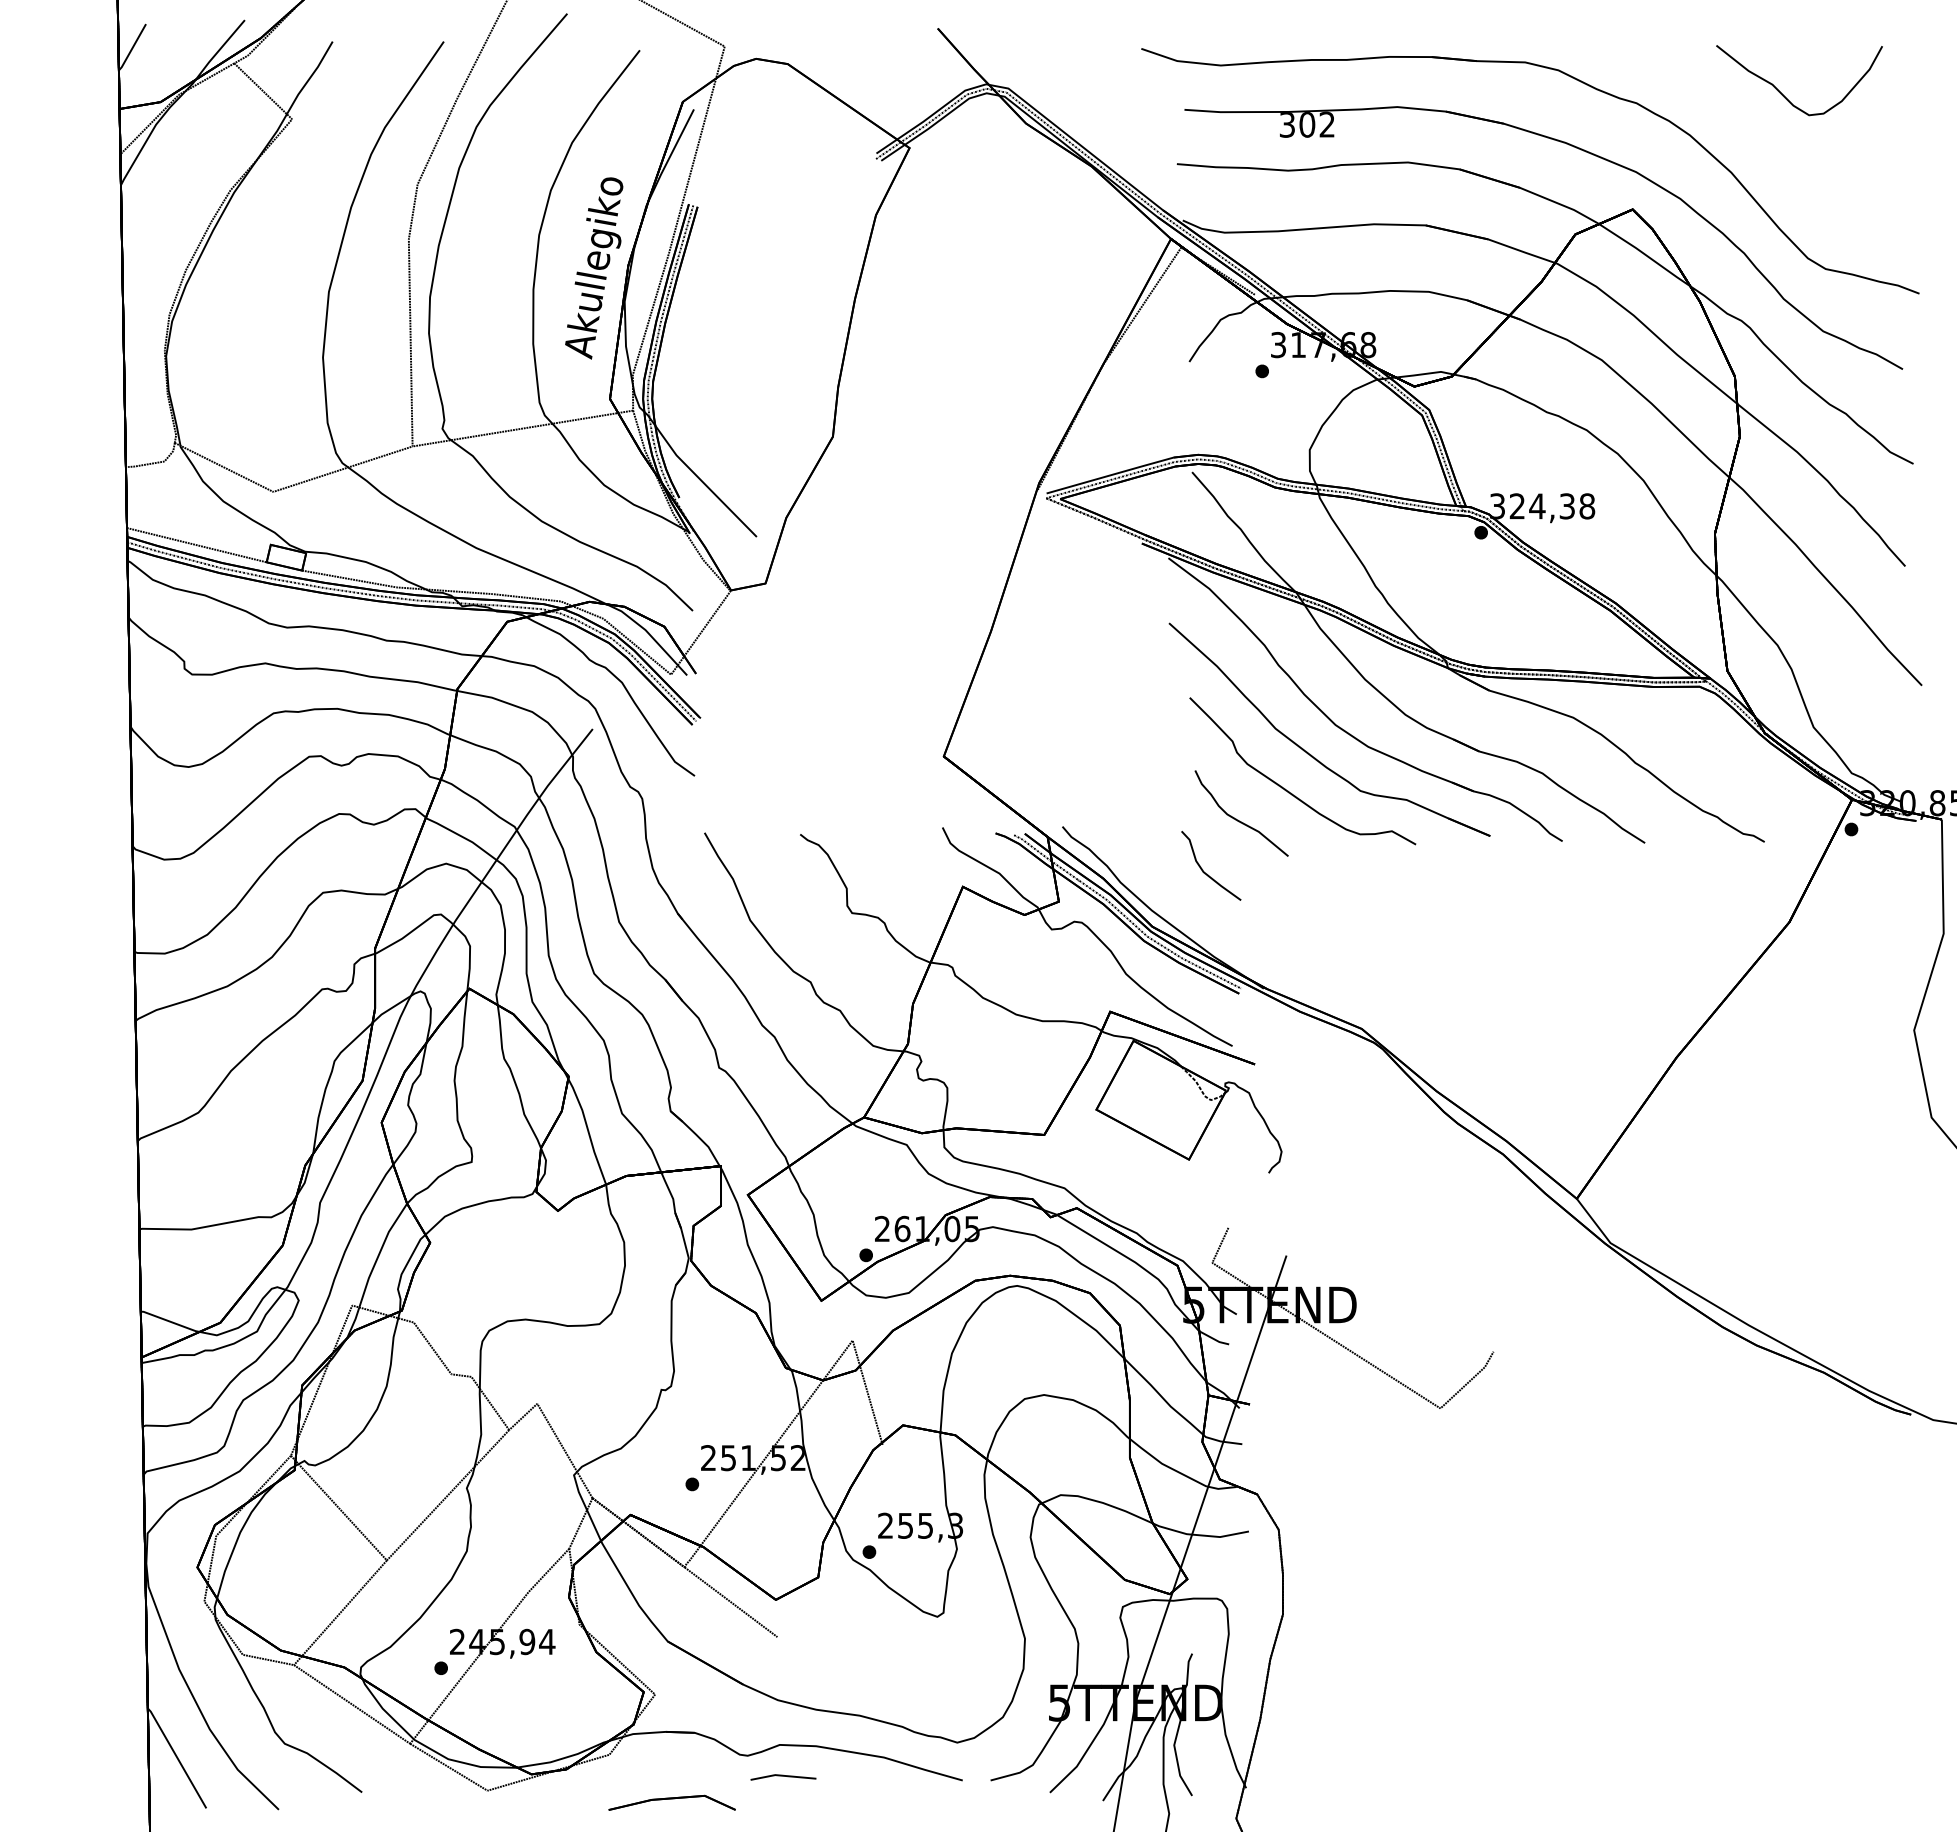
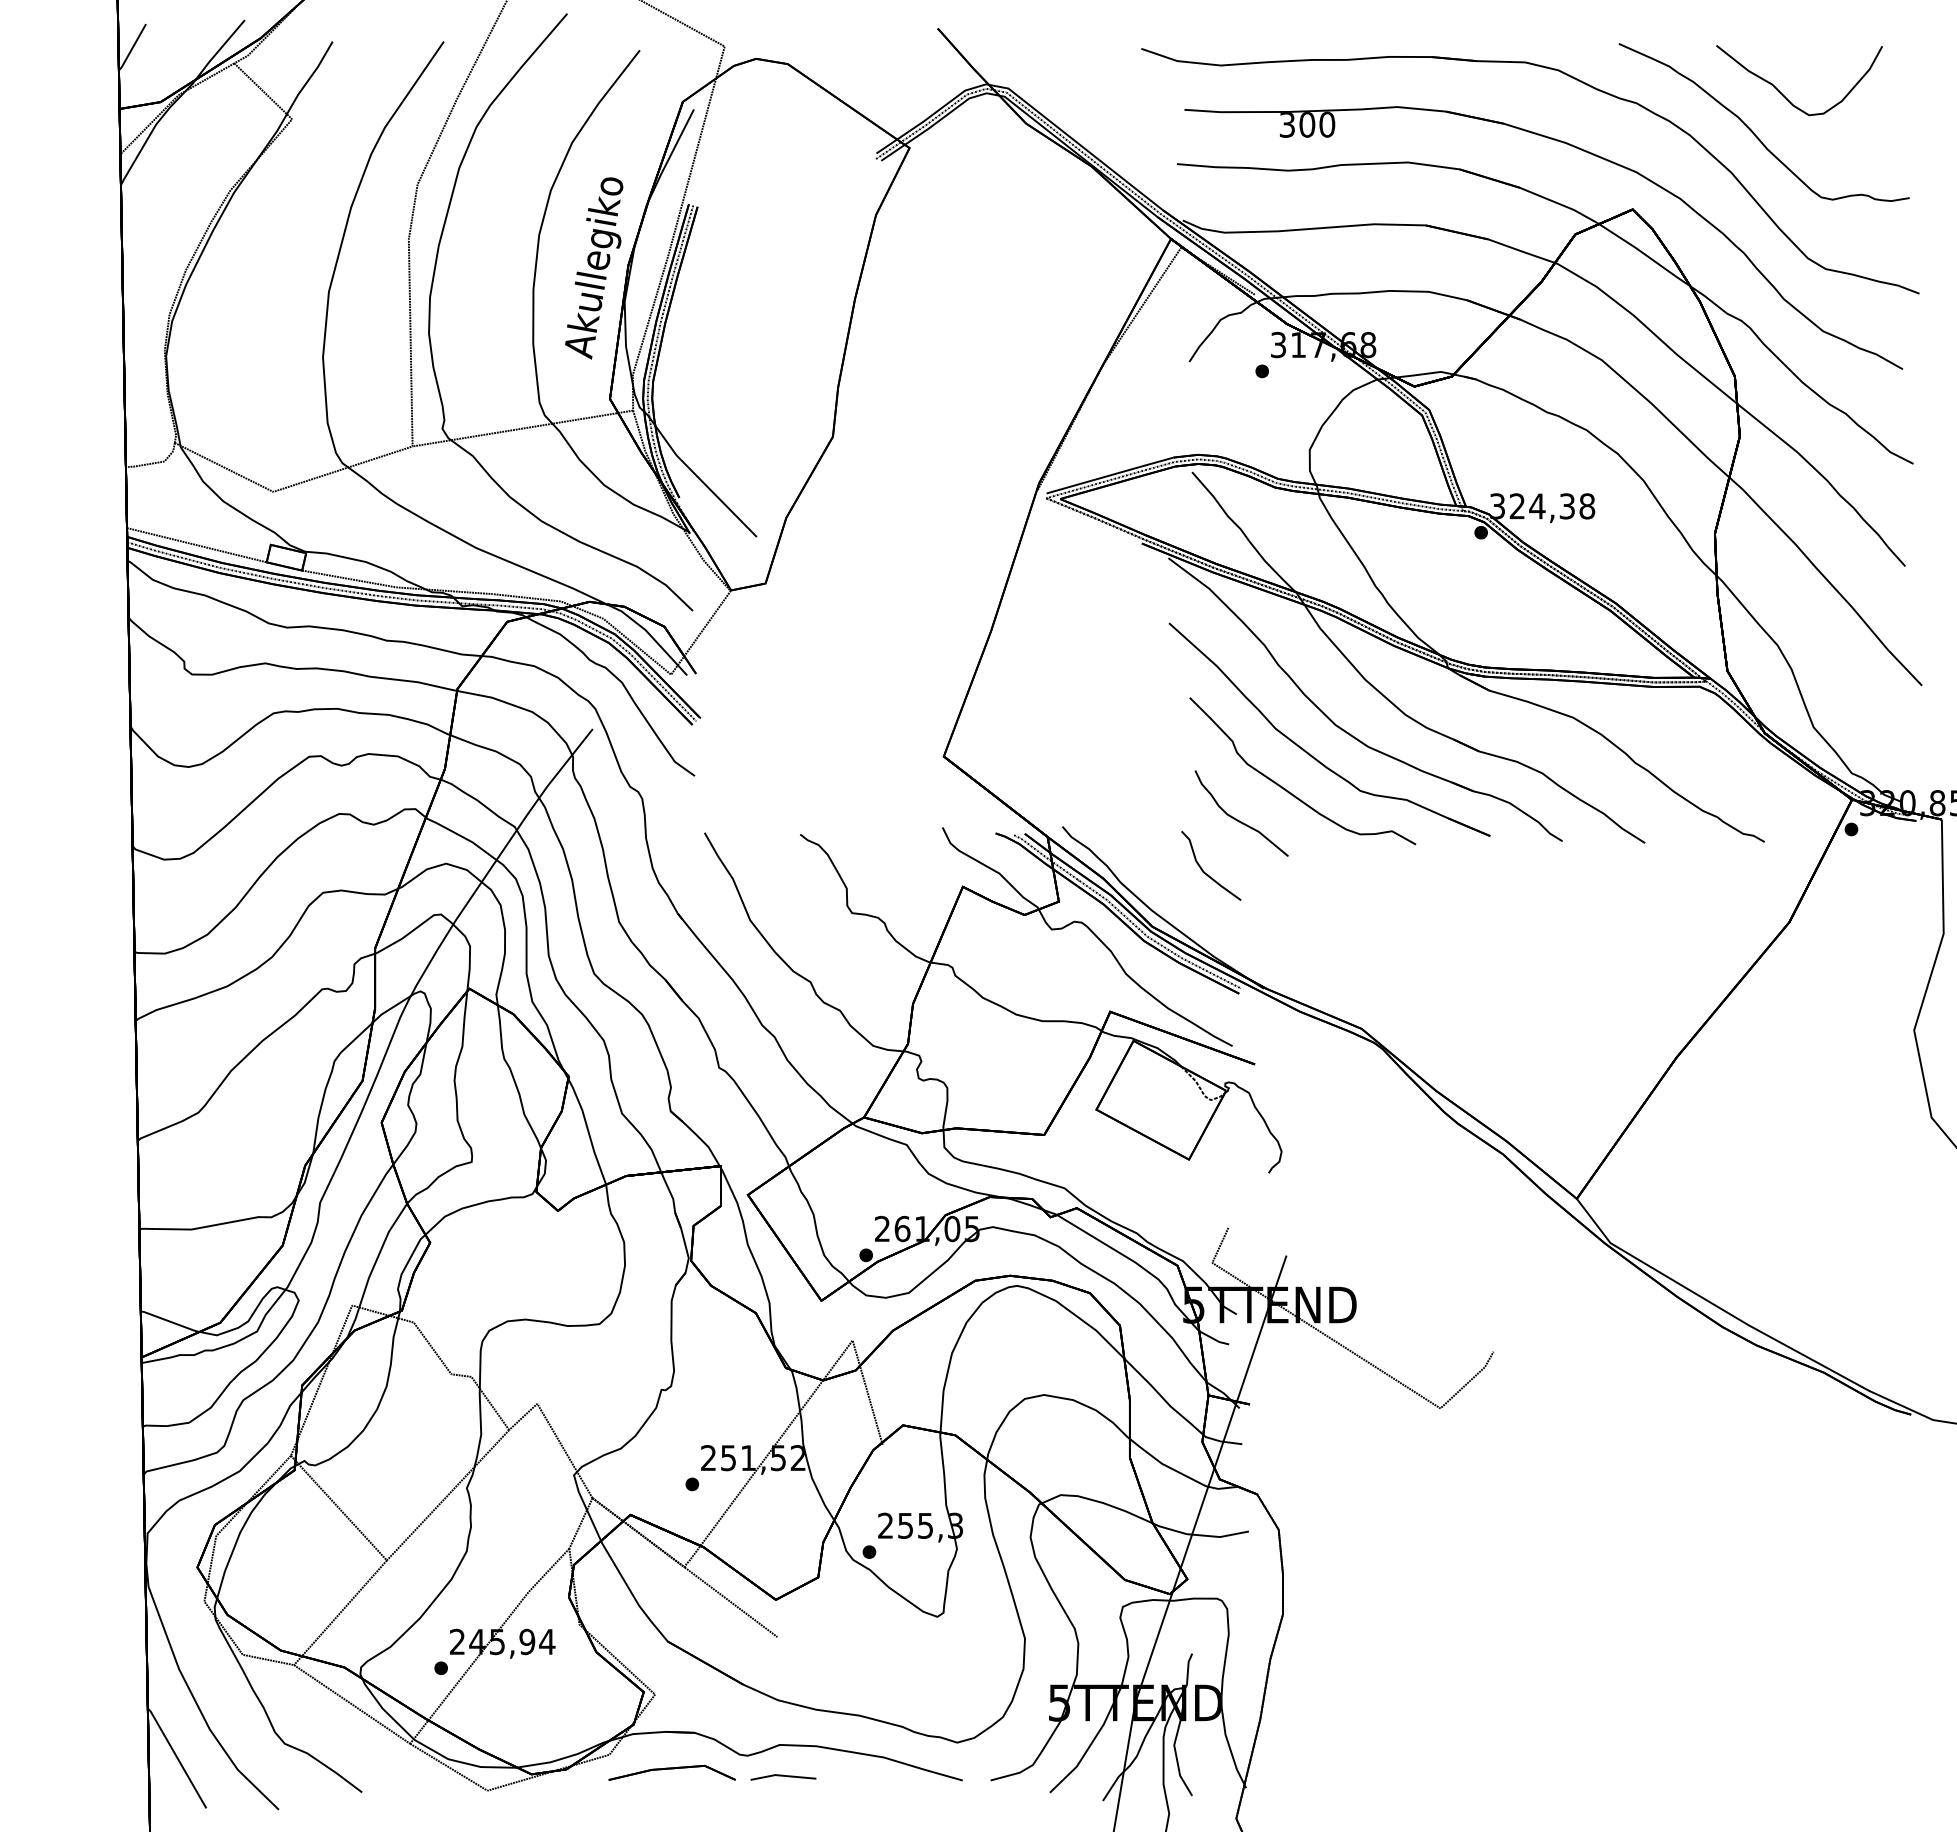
text: 302 -> 300 (1327, 124)
curve: none -> present (1753, 131)
part position: (671, 1802) -> (671, 1772) (671, 1772)
